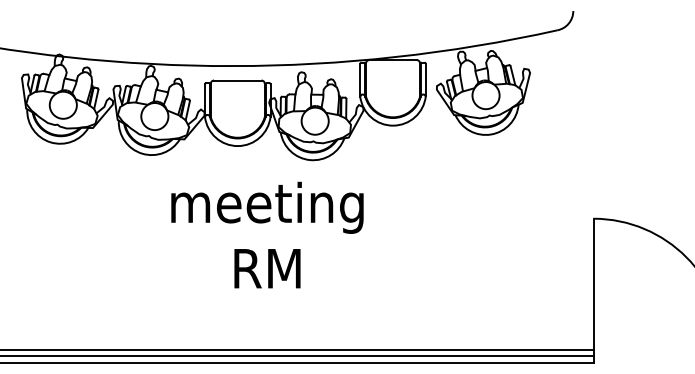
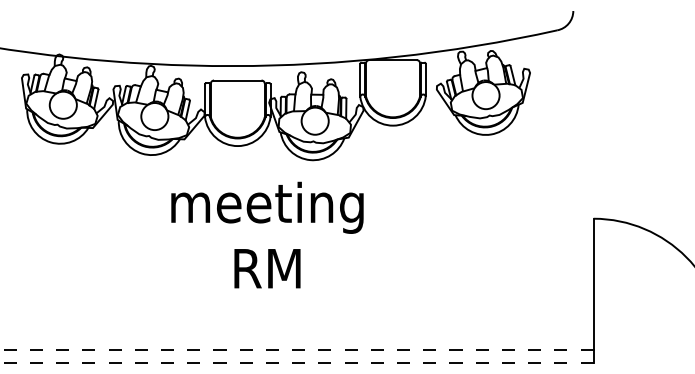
line: solid -> dashed (297, 349)
line: present -> none (297, 356)
line: solid -> dashed (297, 362)
